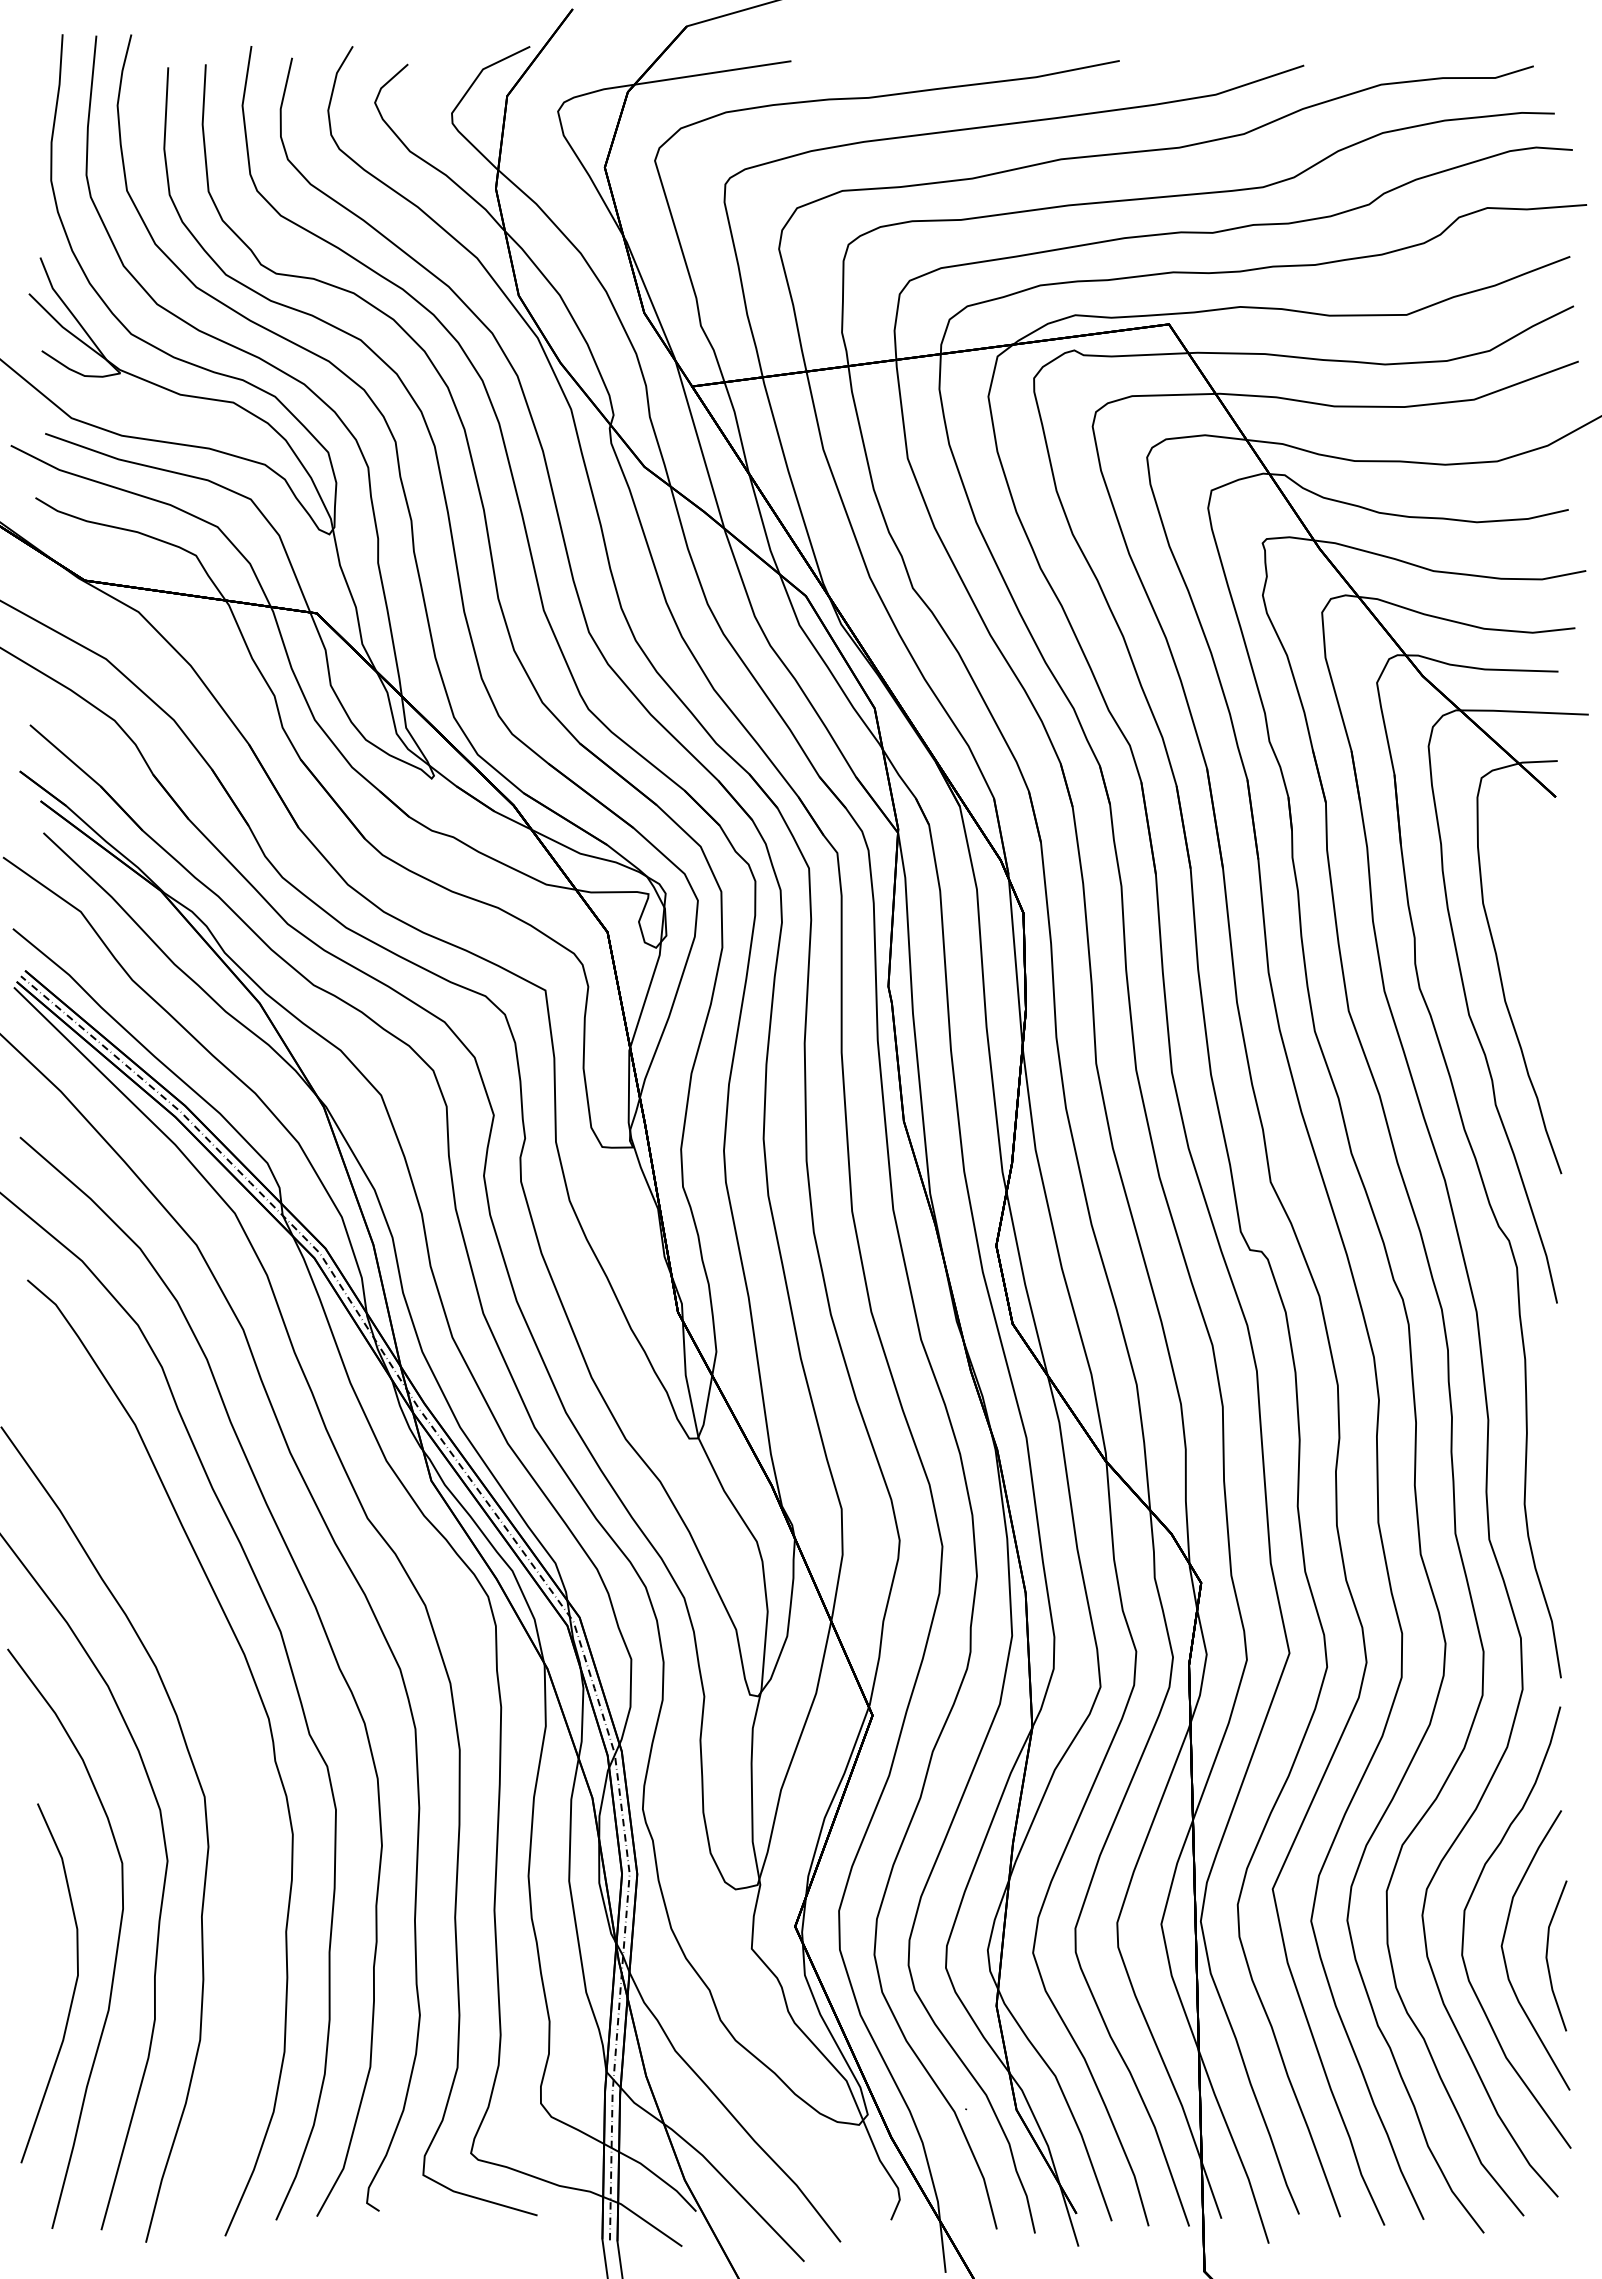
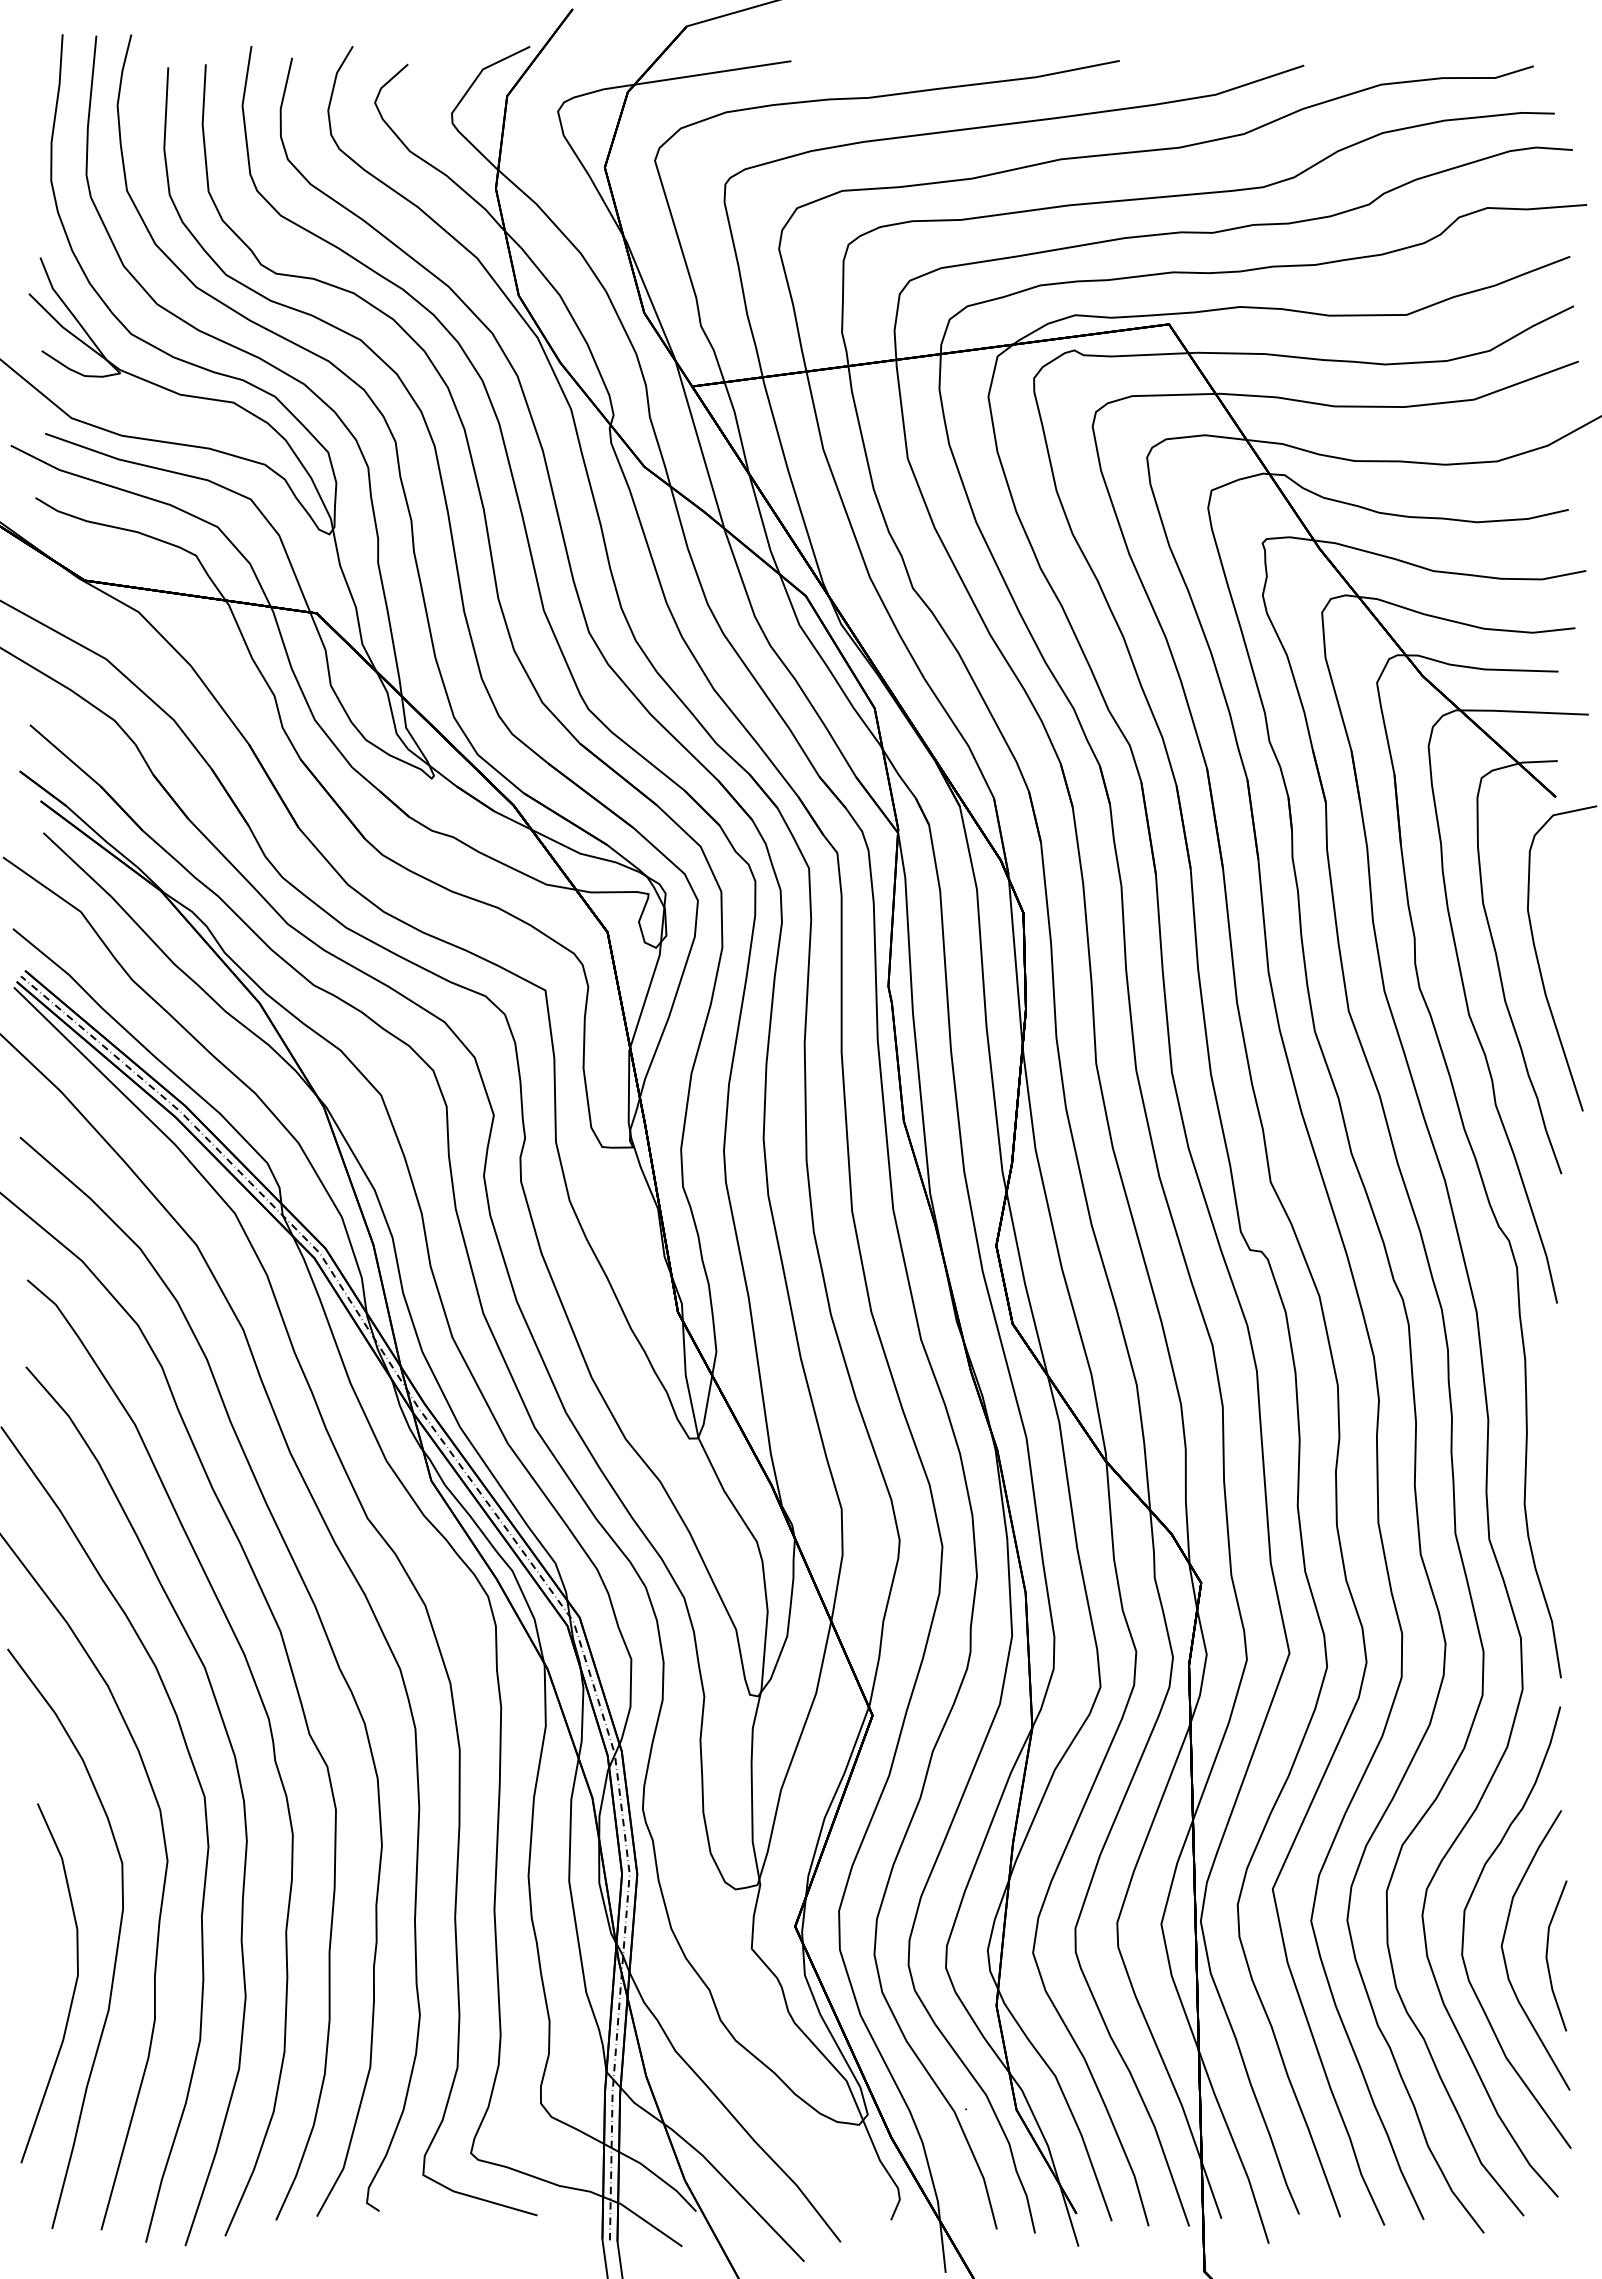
curve: none -> present (1539, 962)
curve: none -> present (239, 1785)
